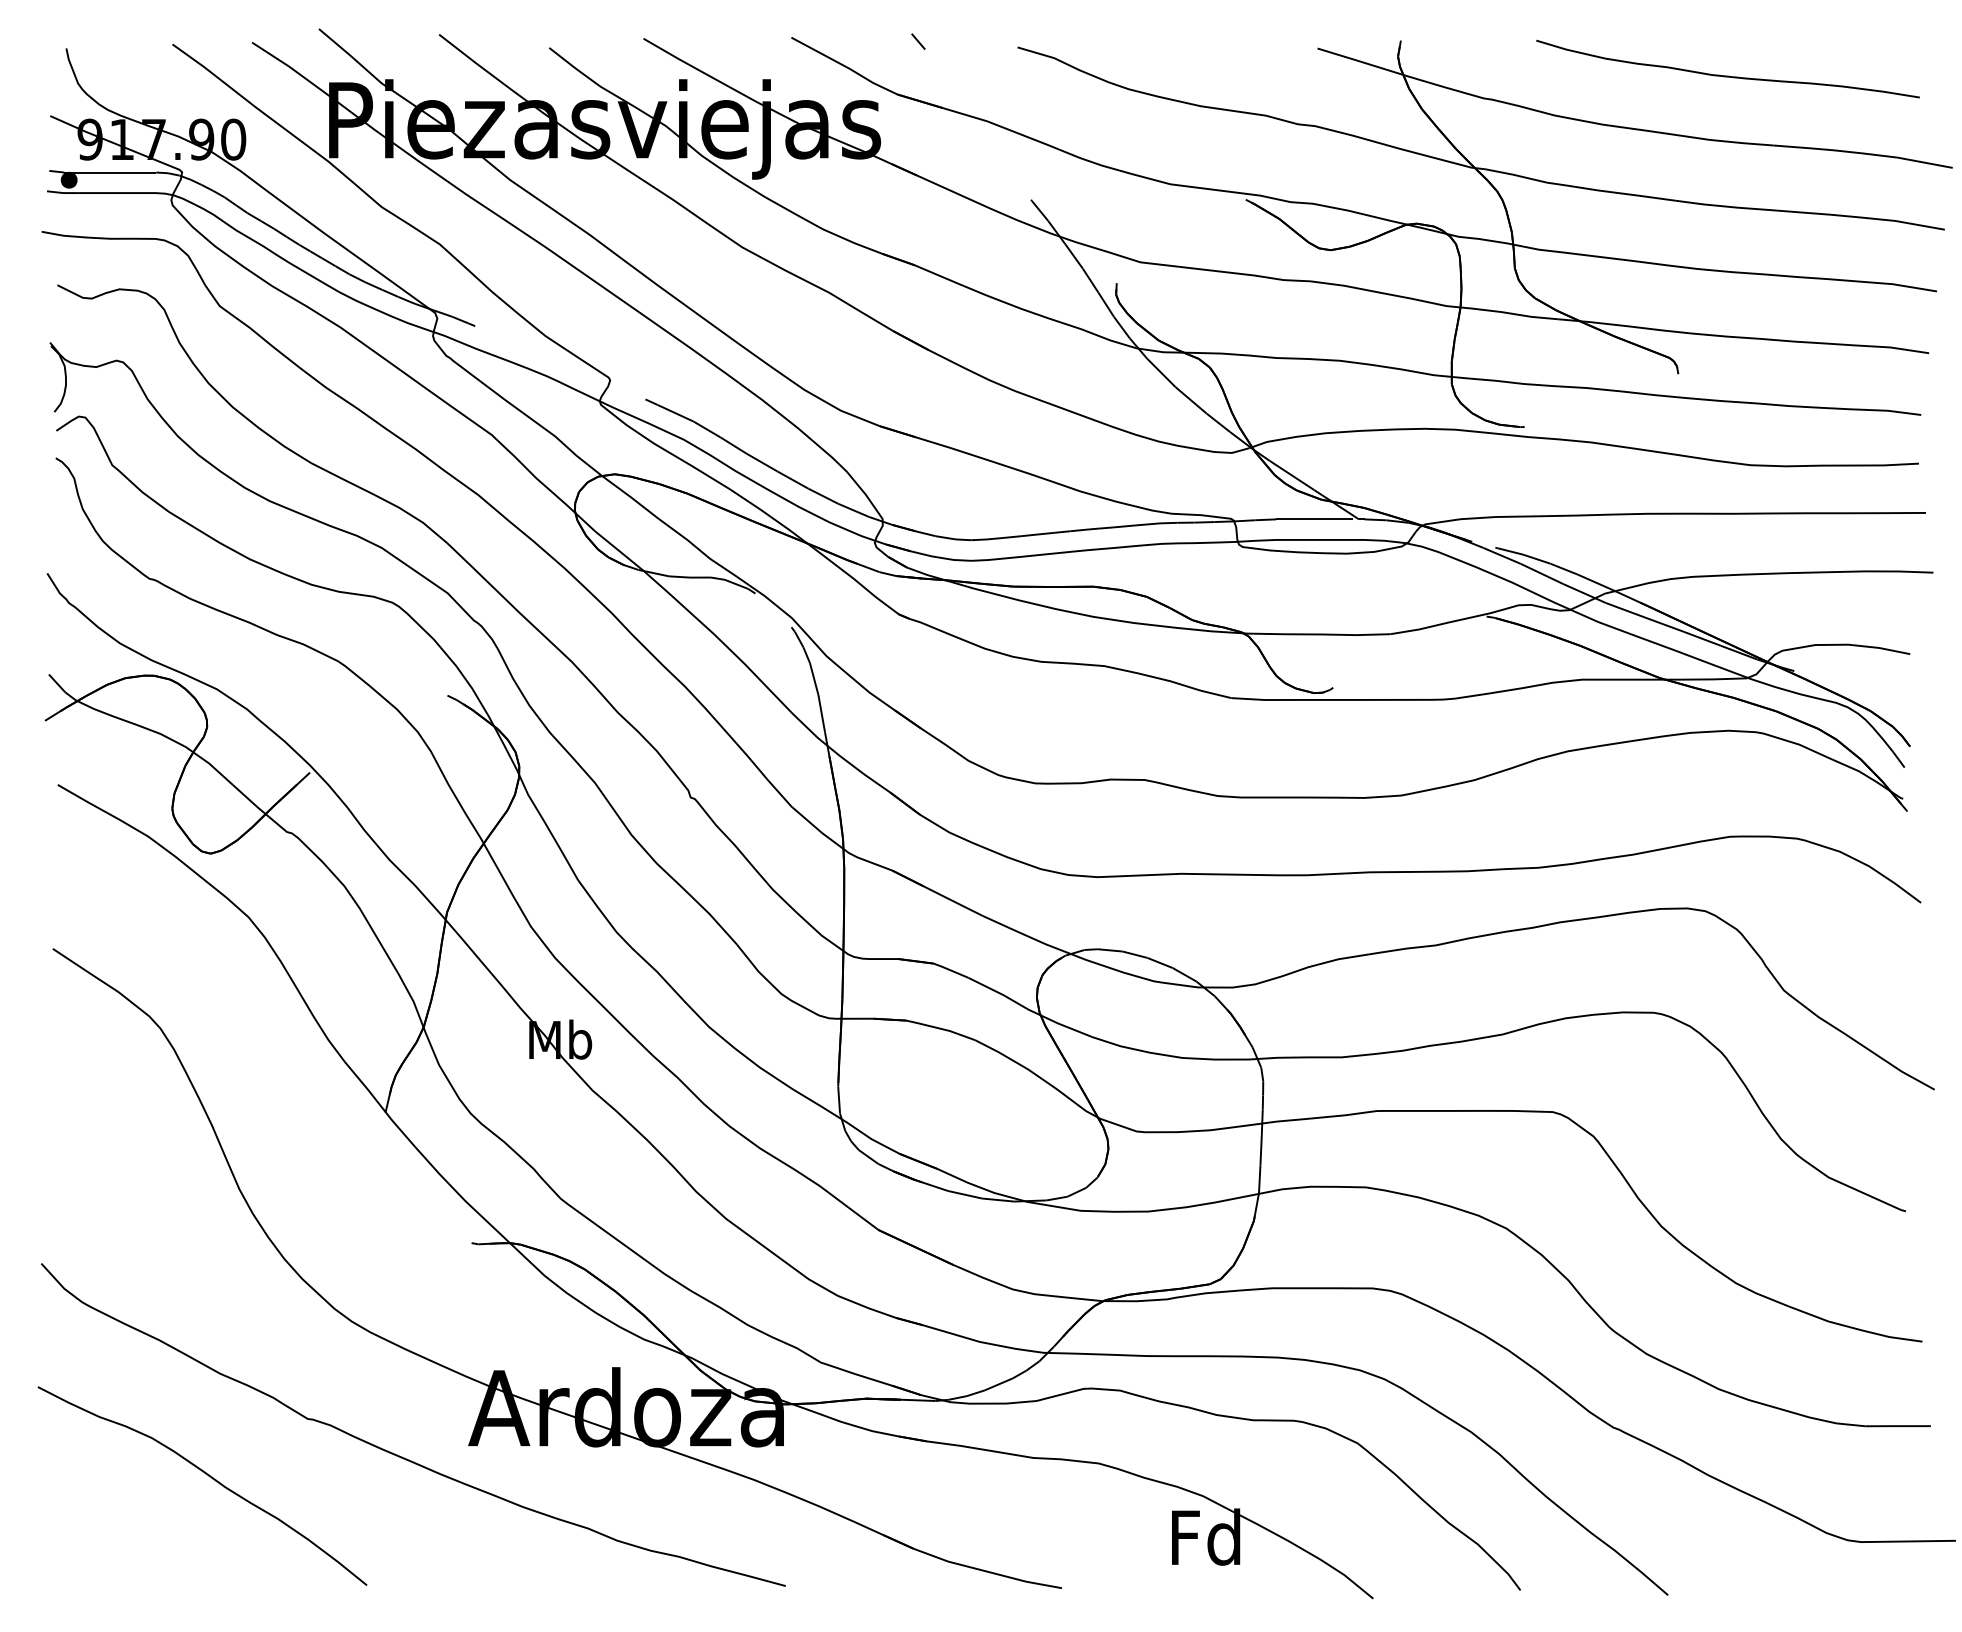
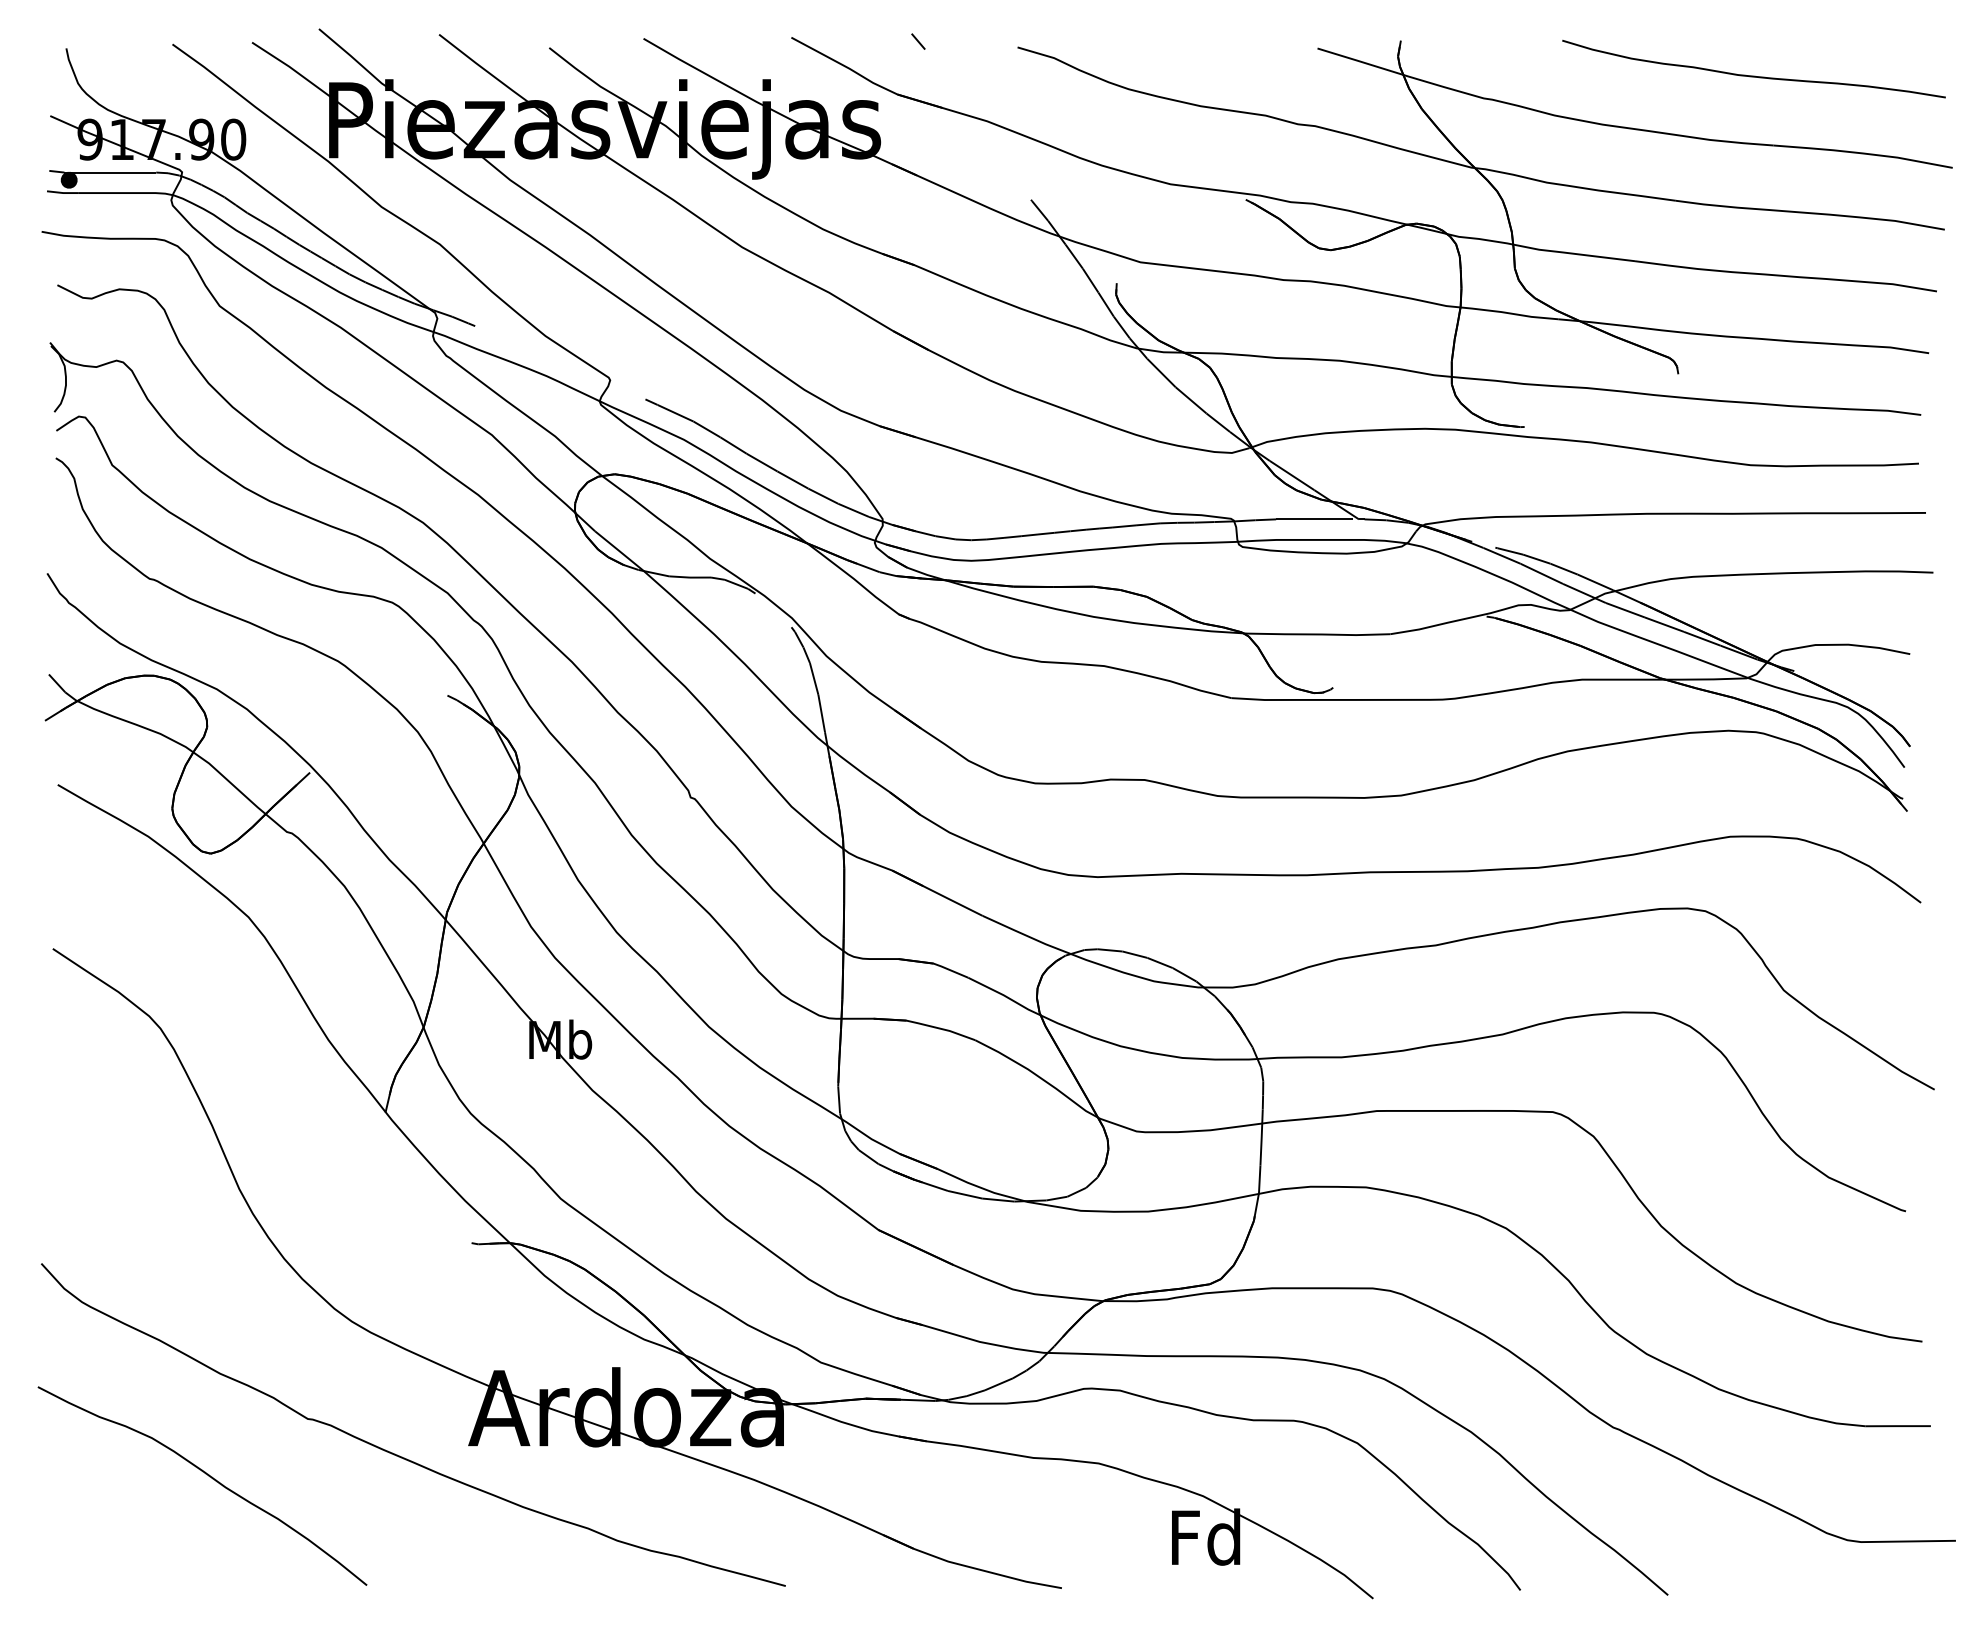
curve position: (1727, 75) -> (1753, 75) (1753, 75)
